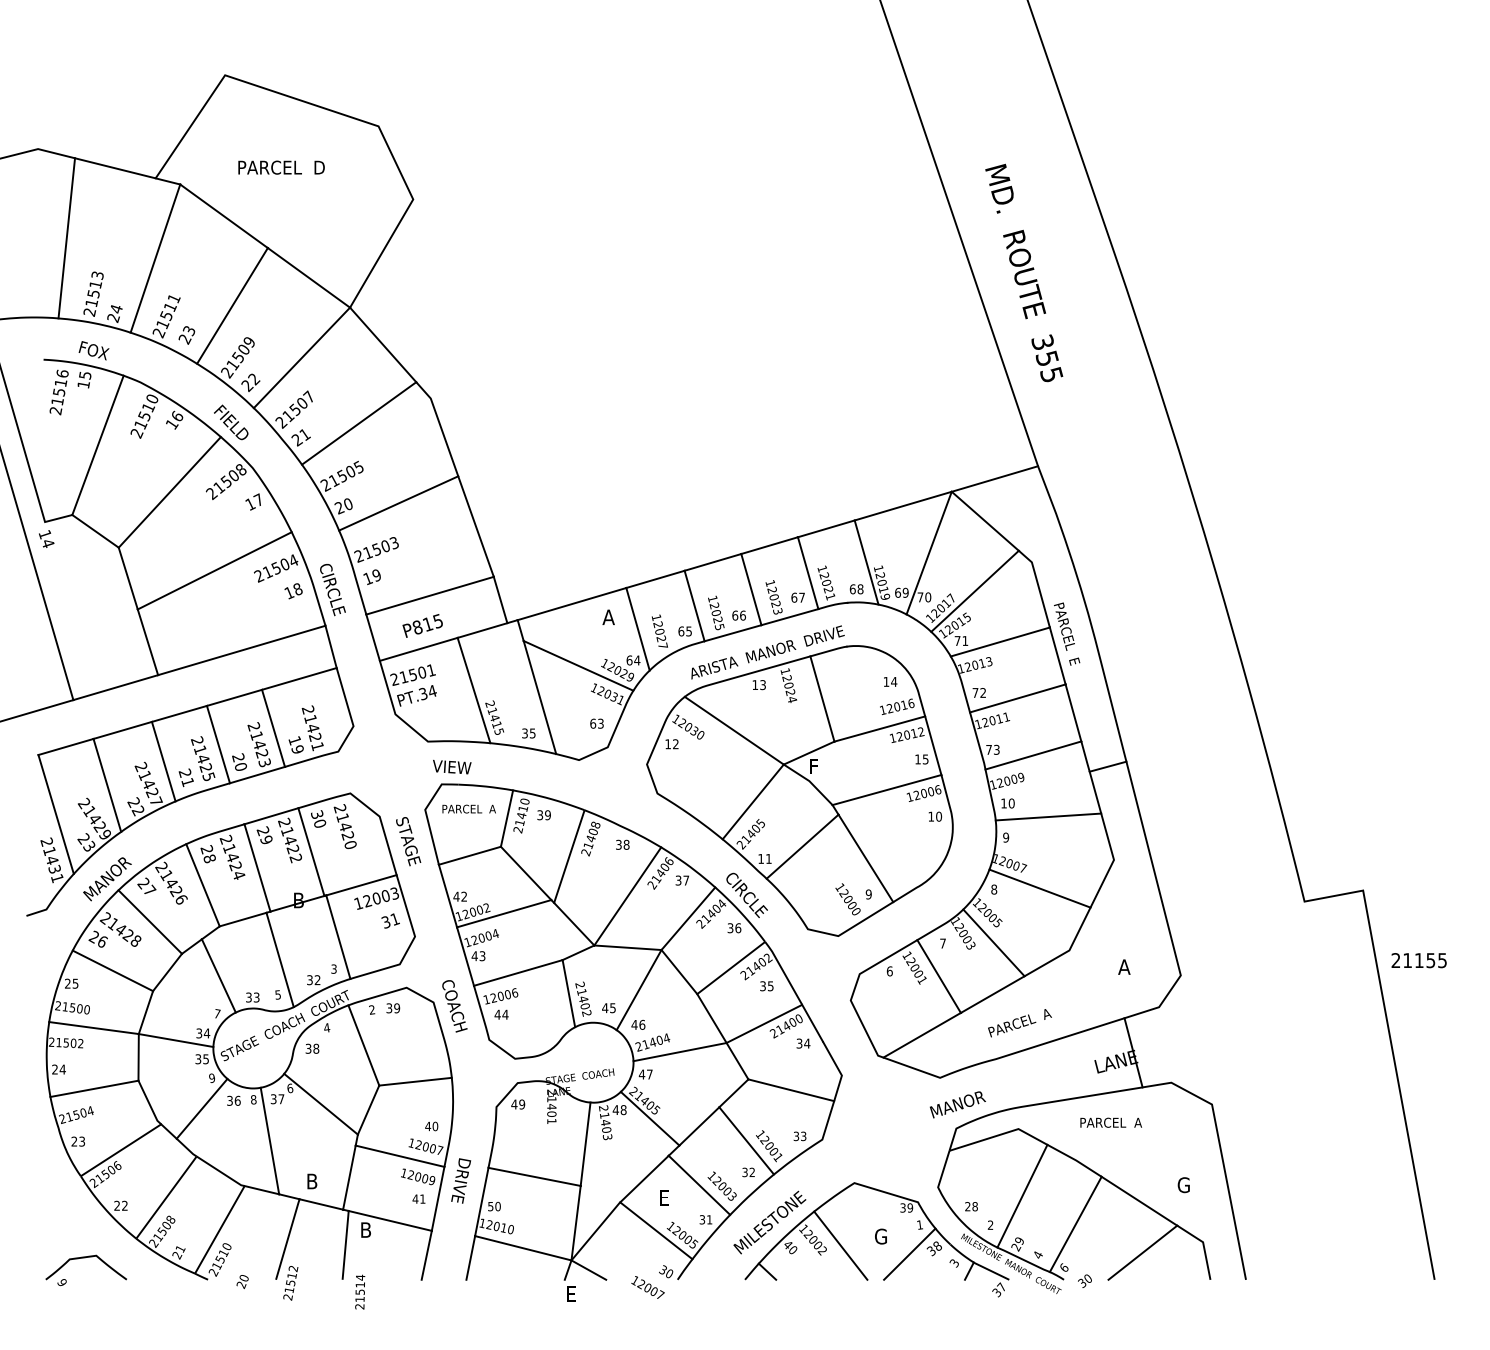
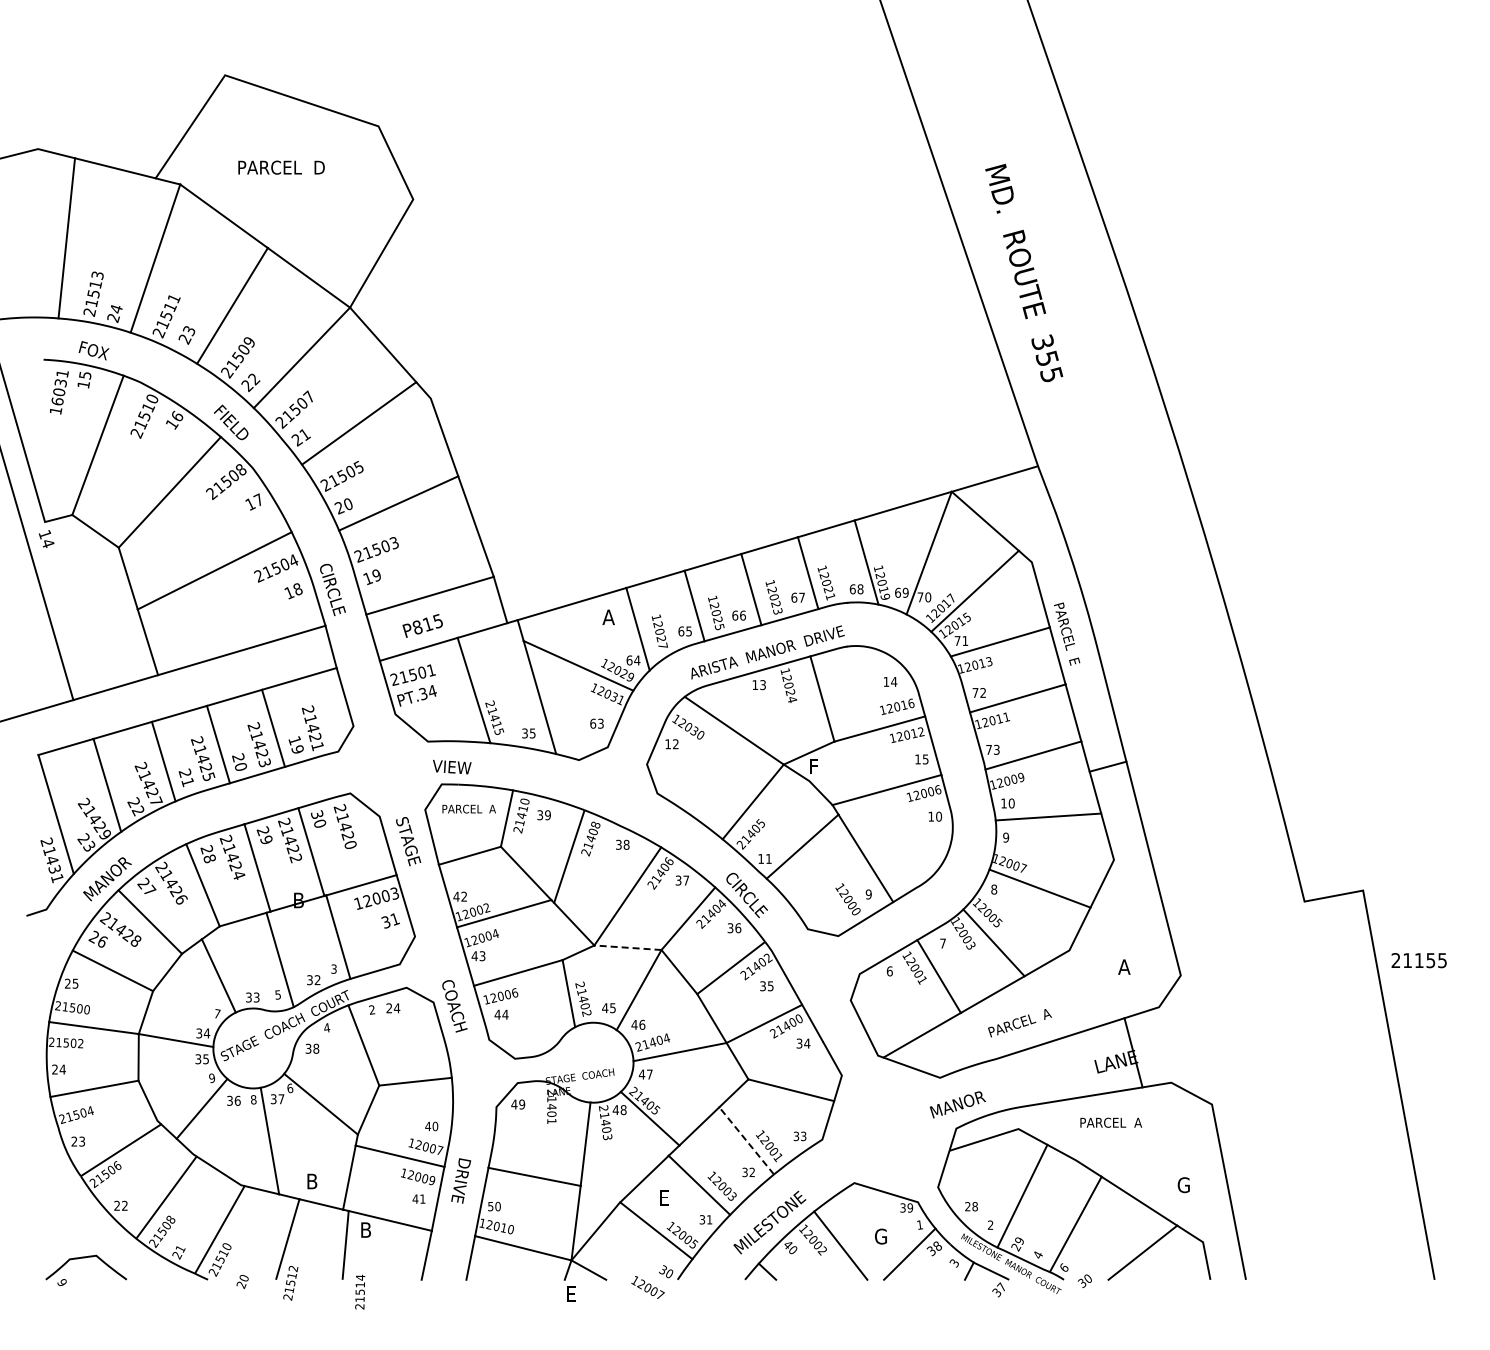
text: 21516 -> 16031 (58, 392)
line: solid -> dashed (627, 947)
text: 39 -> 24 (393, 1008)
line: solid -> dashed (746, 1140)
